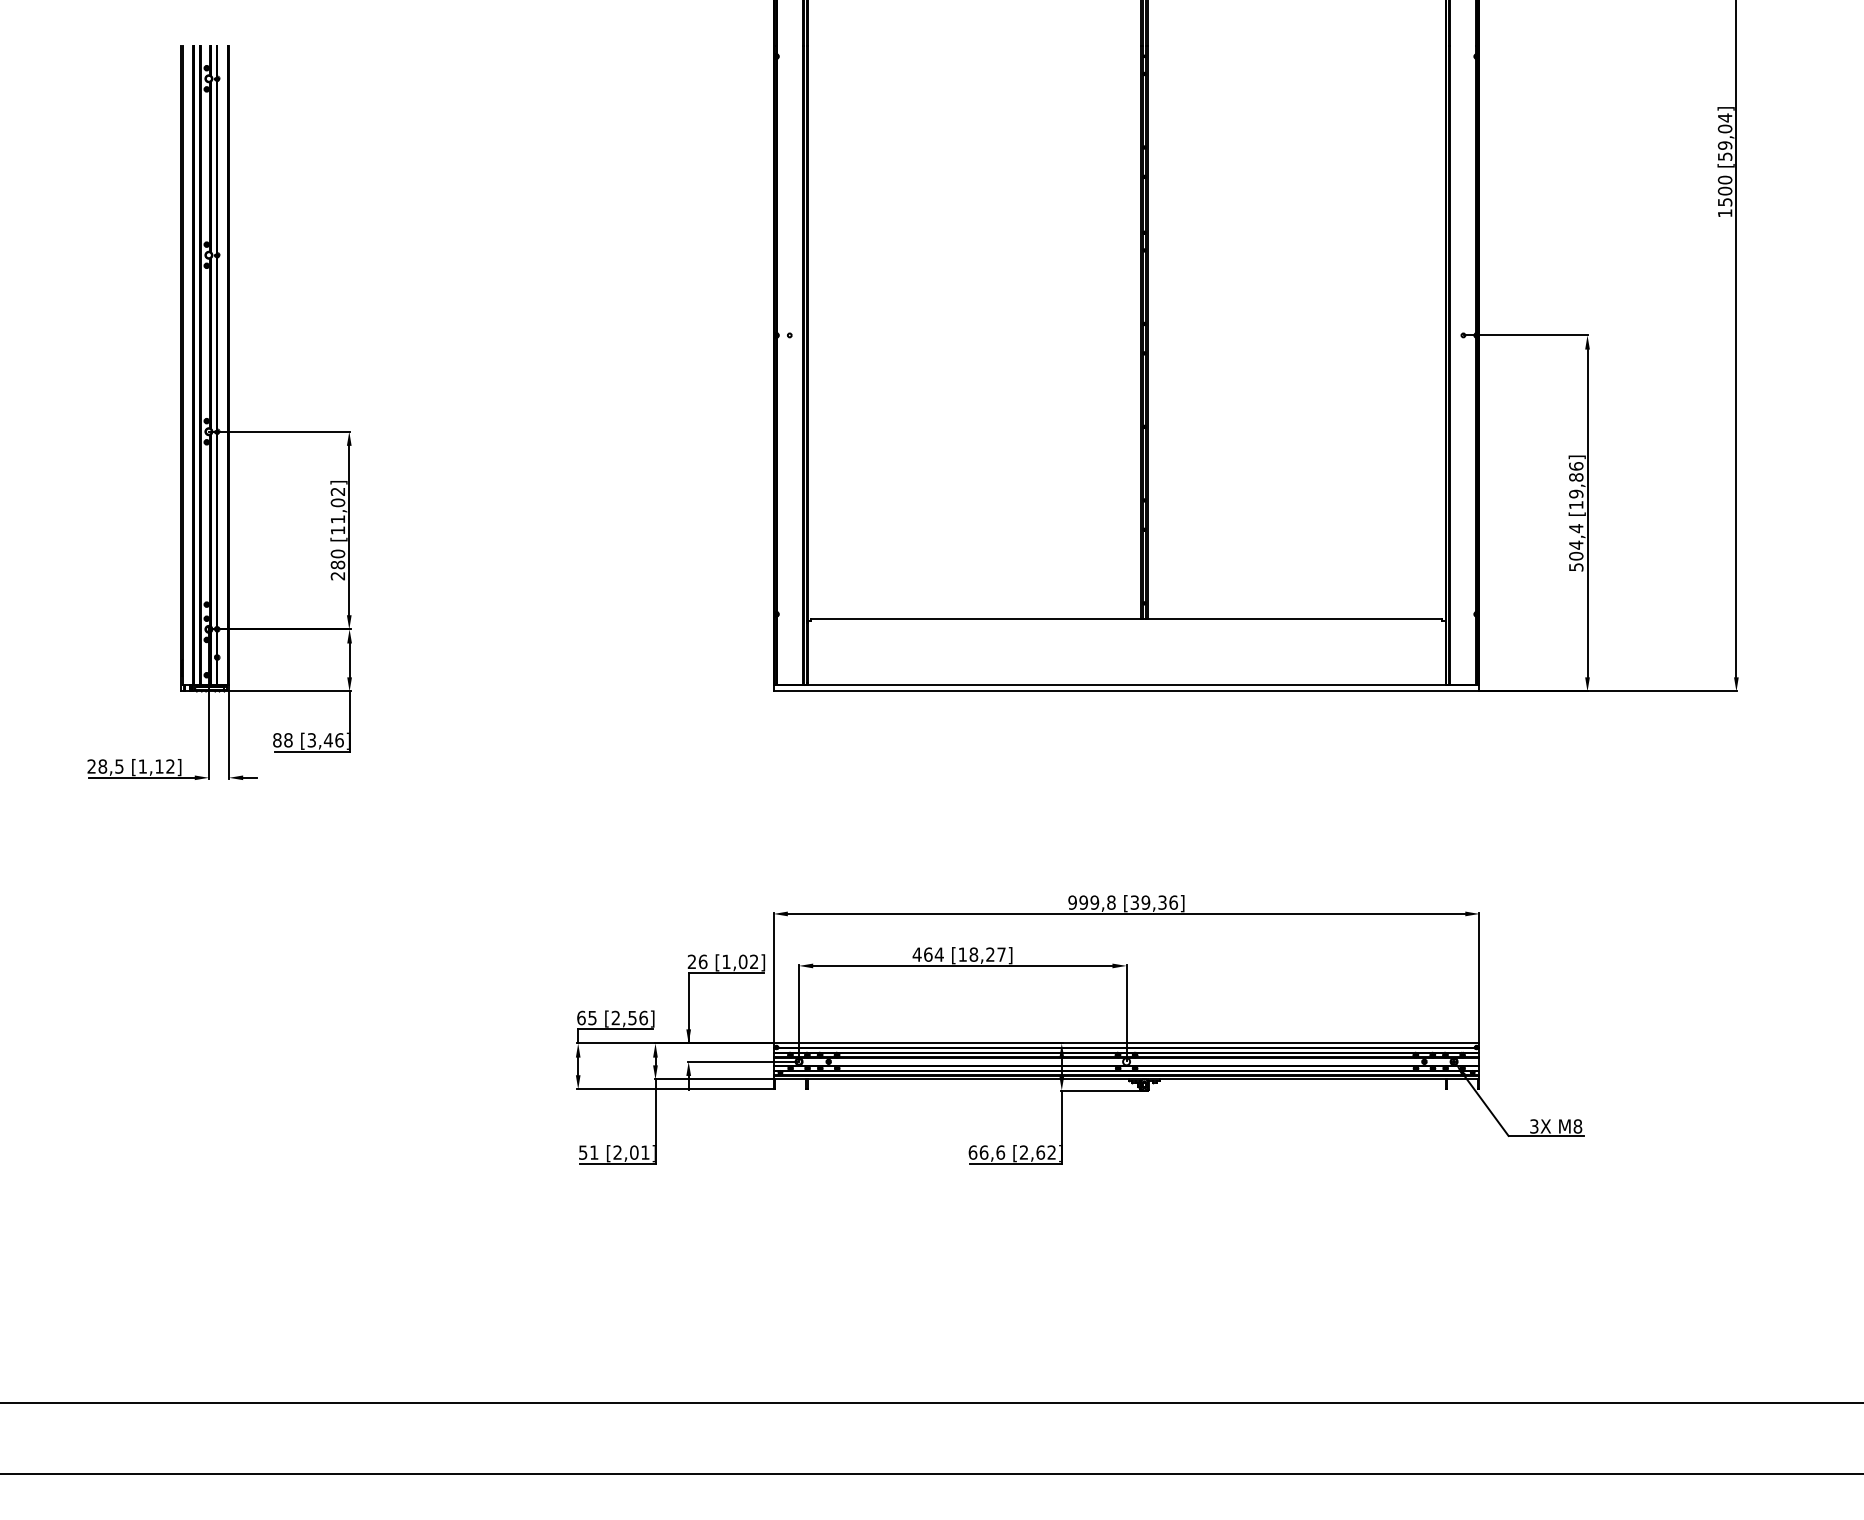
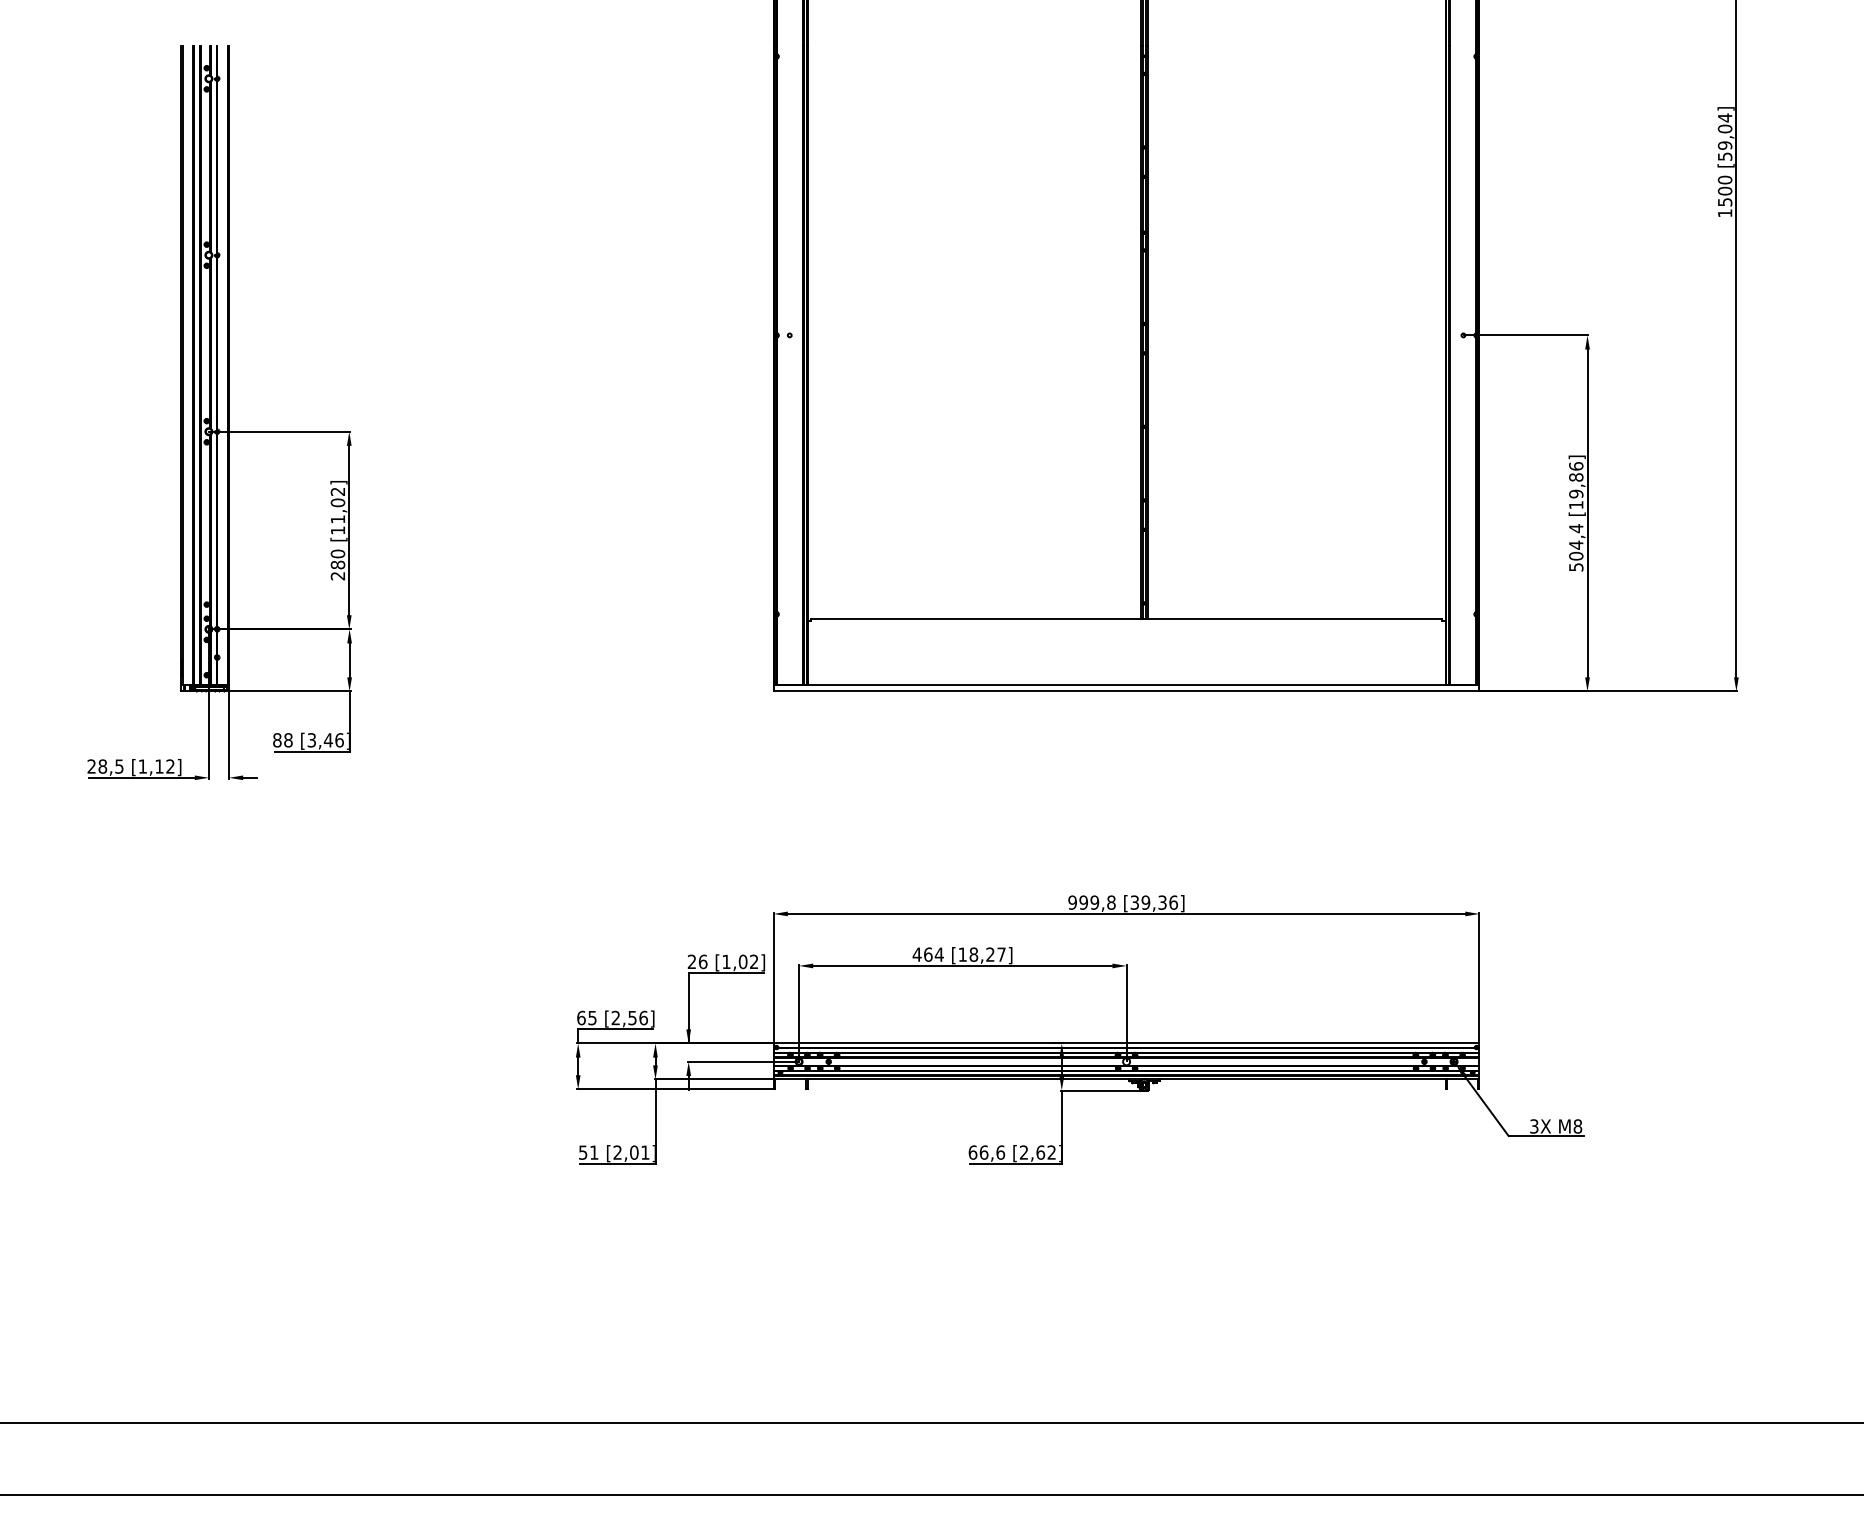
line position: (931, 1402) -> (931, 1422) (931, 1422)
line position: (931, 1474) -> (931, 1495) (931, 1495)
